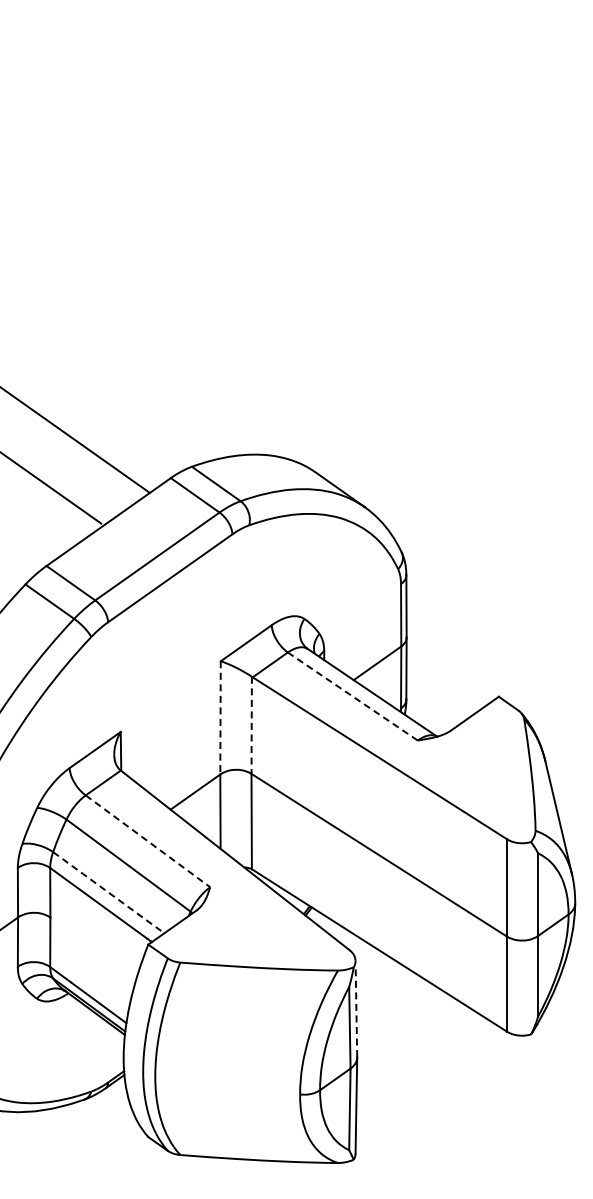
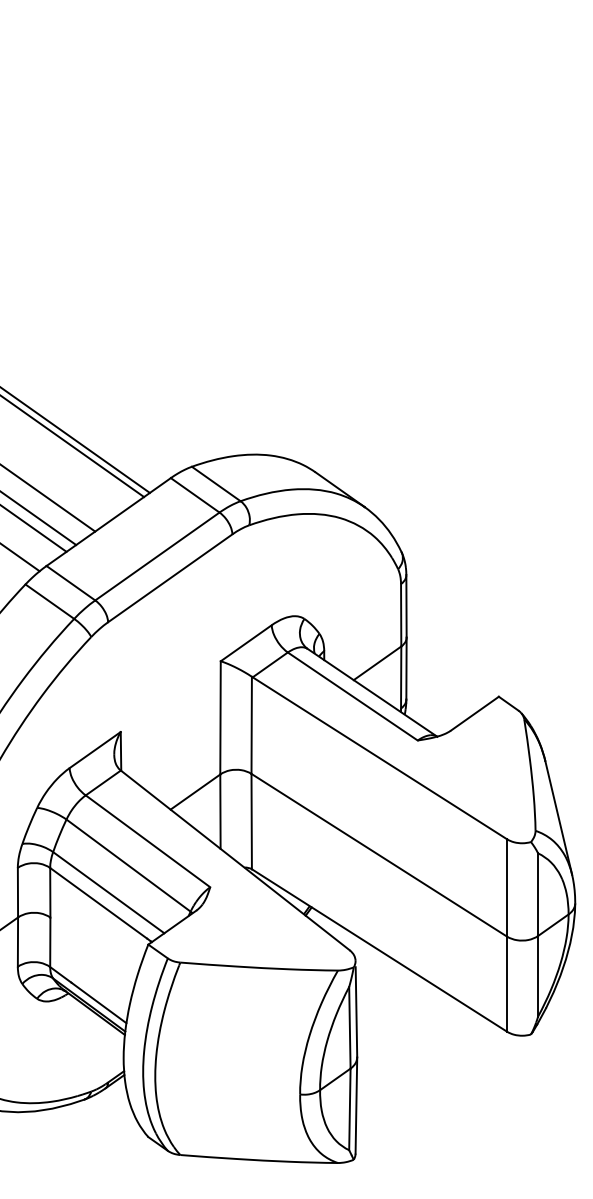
line: none -> present (73, 447)
line position: (51, 488) -> (48, 498) (48, 498)
line: none -> present (39, 519)
line: none -> present (34, 528)
line: none -> present (20, 557)
line: dashed -> solid (352, 696)
line: dashed -> solid (220, 717)
line: dashed -> solid (251, 725)
line: dashed -> solid (148, 841)
line: dashed -> solid (108, 892)
line: dashed -> solid (356, 1012)
